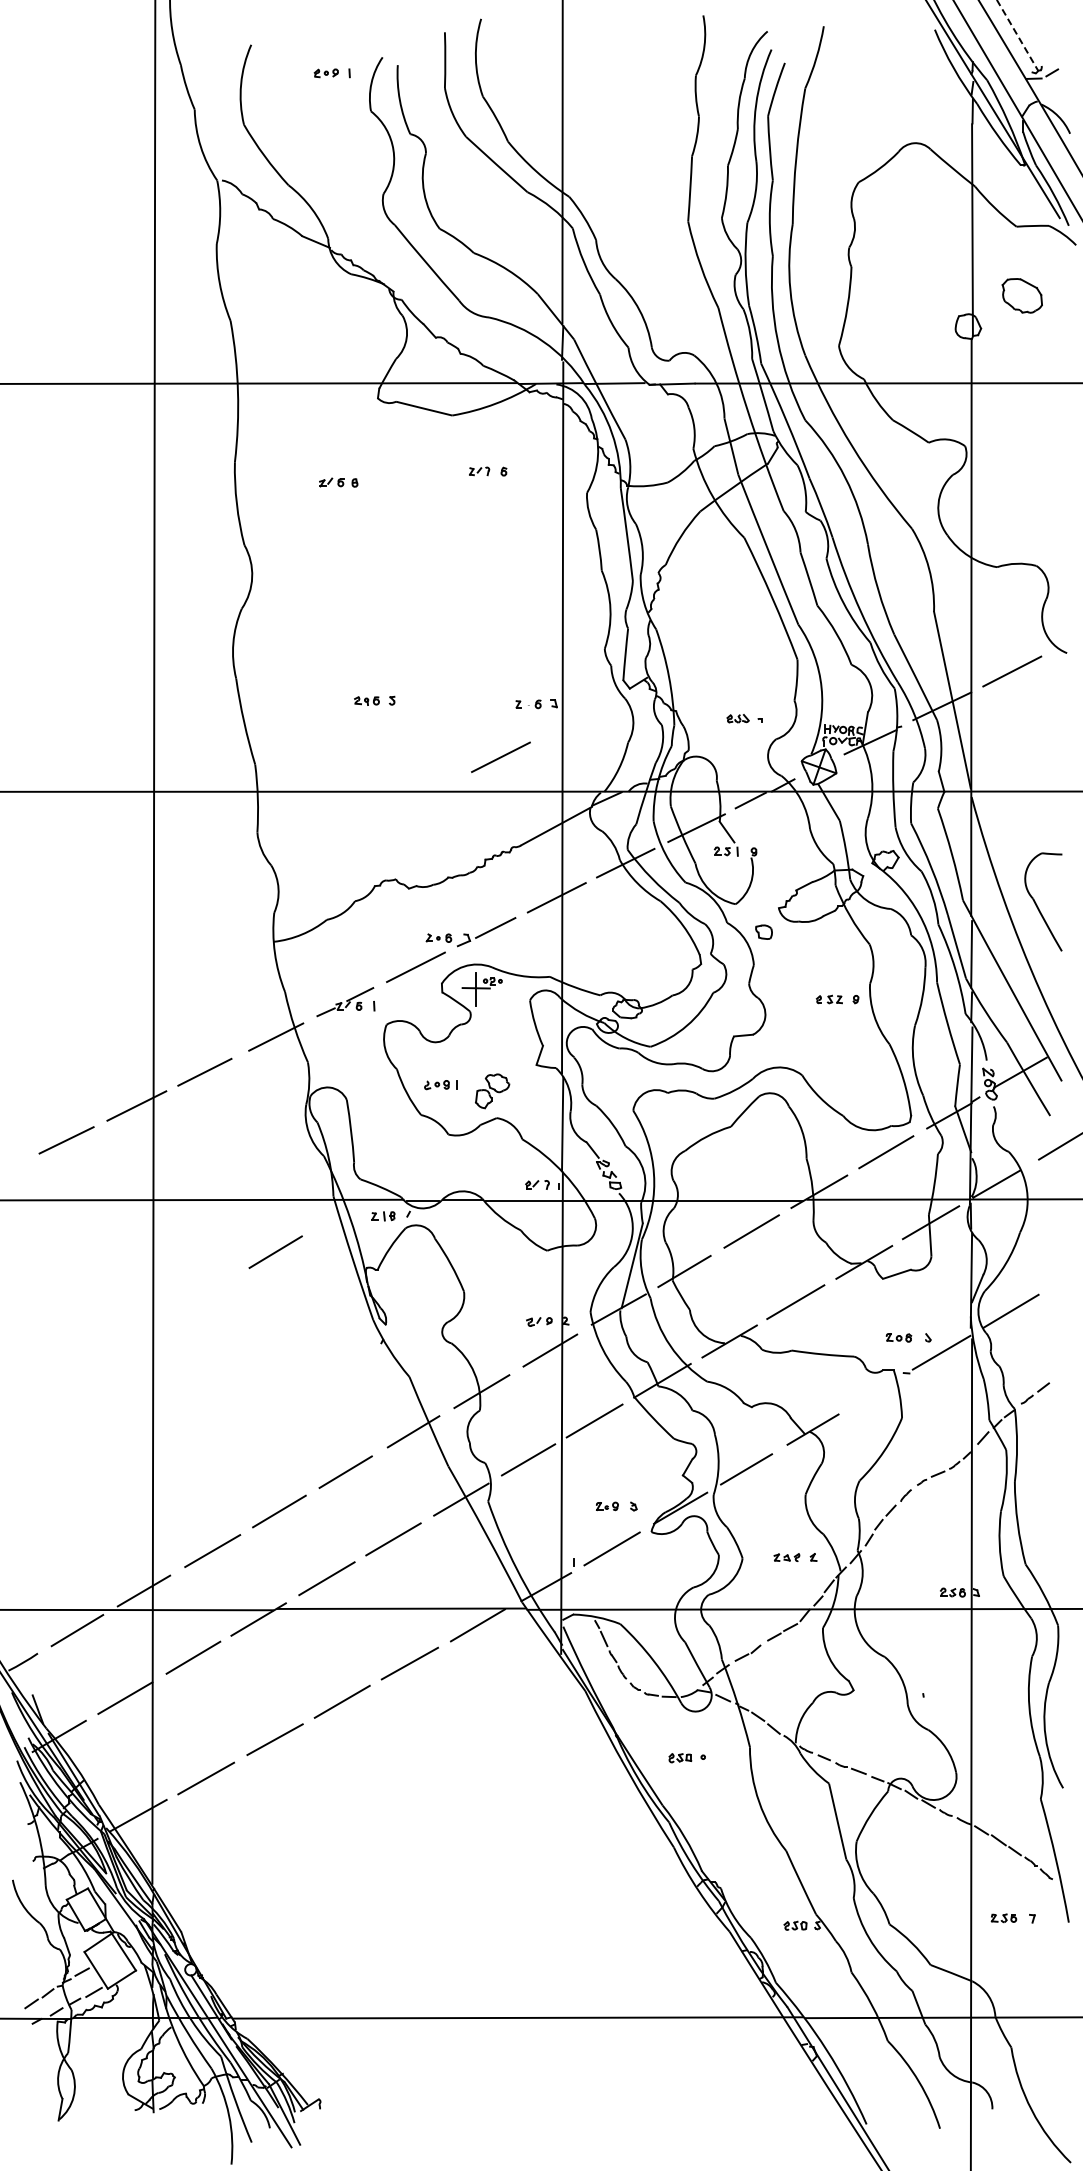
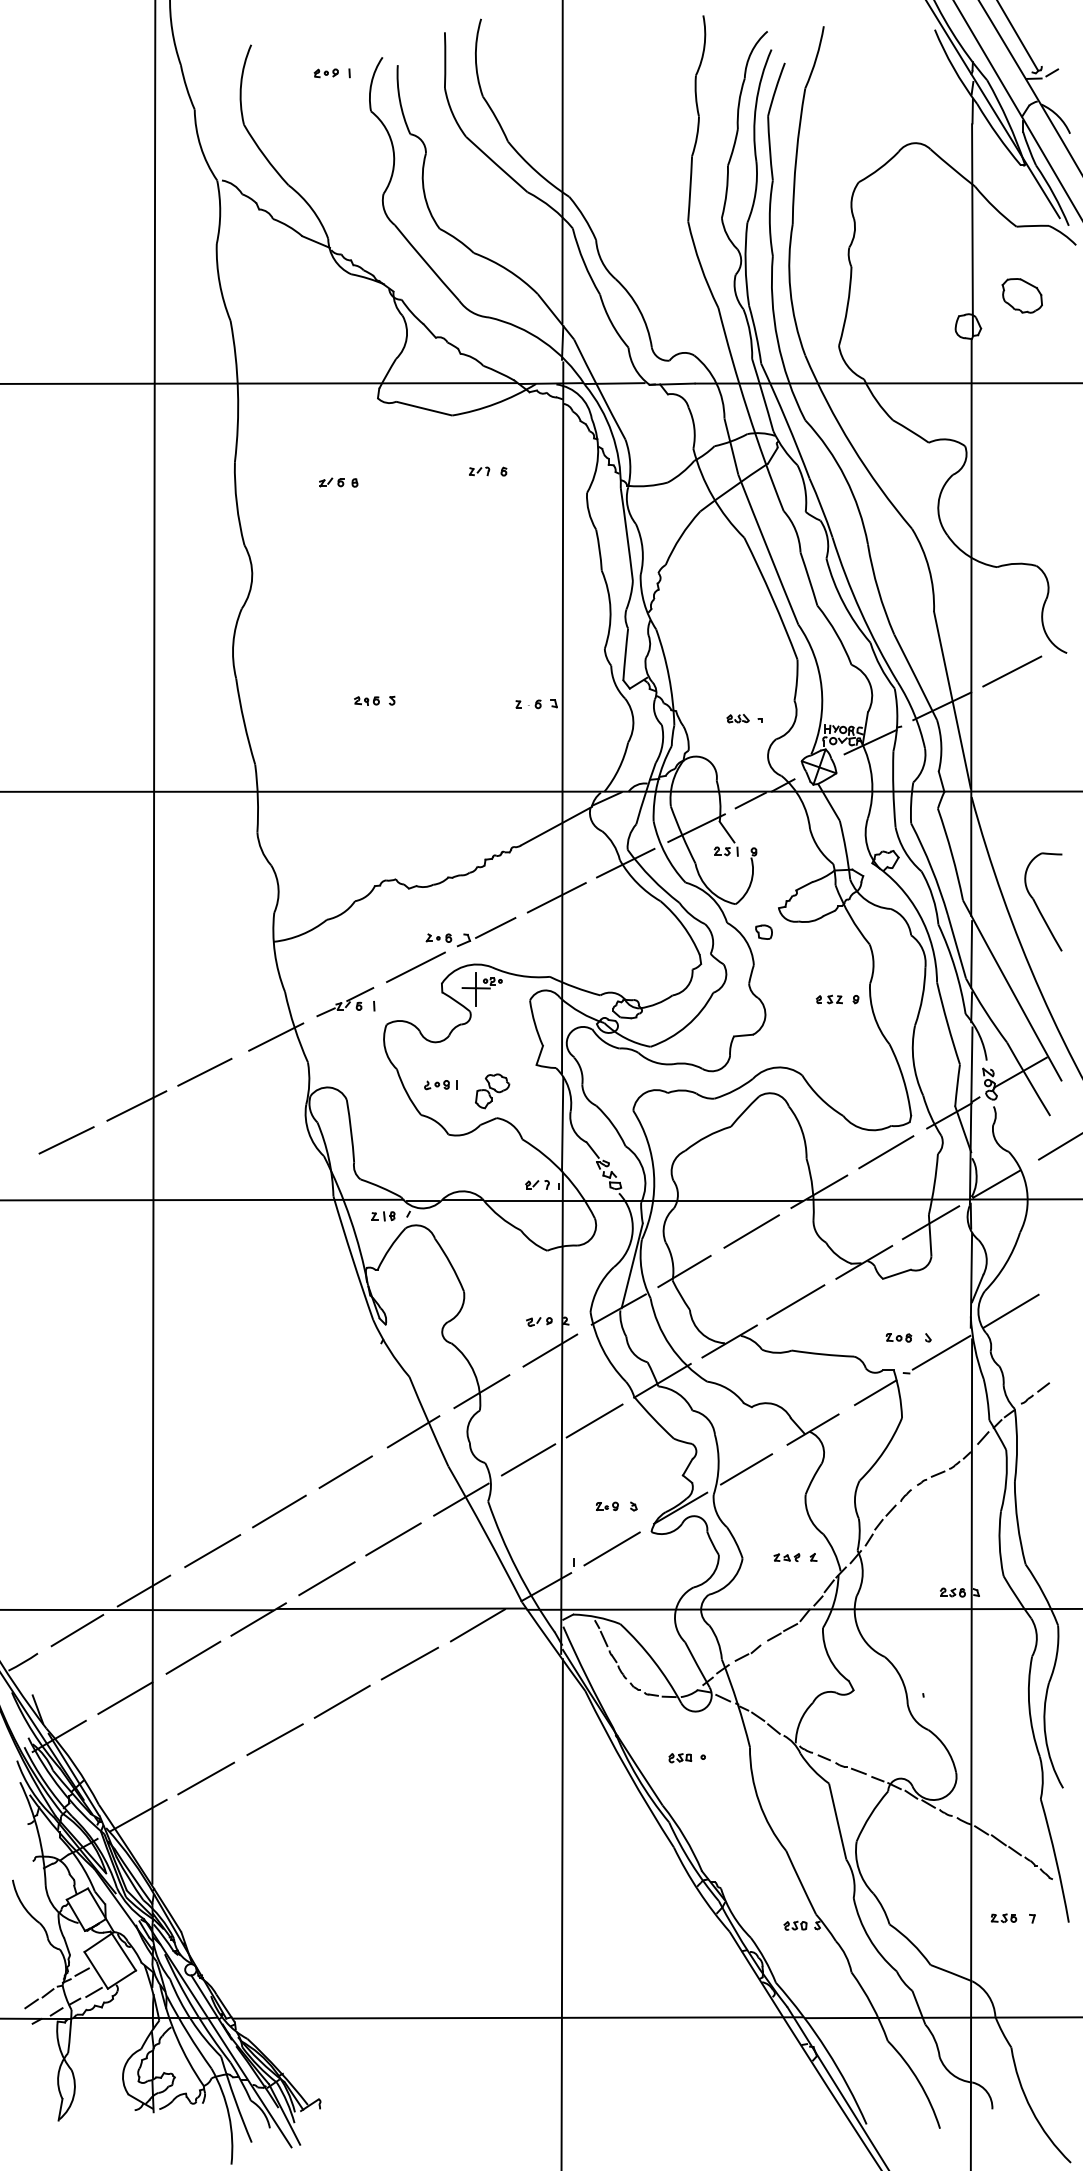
line: dashed -> solid (1017, 35)
line: present -> none (500, 756)
line: present -> none (275, 1251)
line: none -> present (875, 1392)
line: none -> present (561, 1913)
